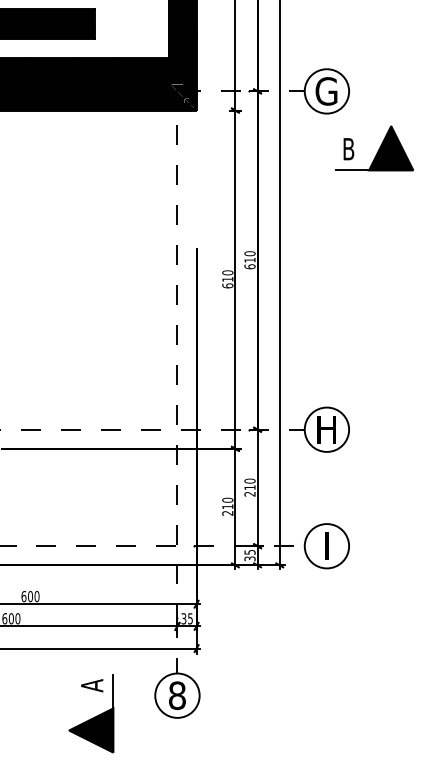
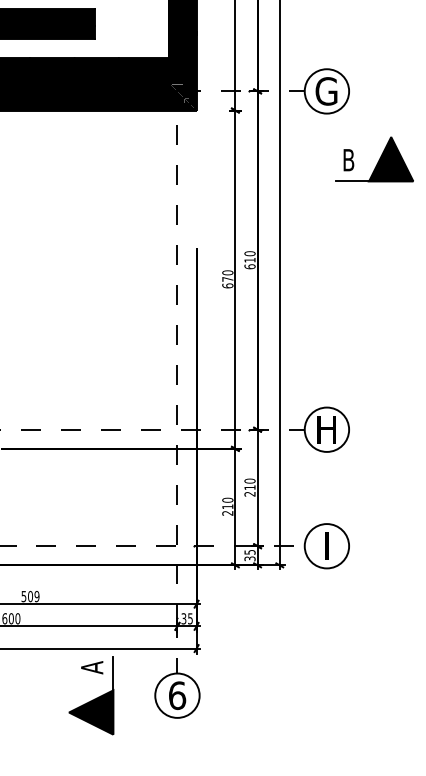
part position: (374, 148) -> (374, 159) (374, 159)
text: 610 -> 670 (227, 279)
text: 600 -> 509 (30, 596)
text: 8 -> 6 (177, 695)
part position: (91, 713) -> (91, 695) (91, 695)
